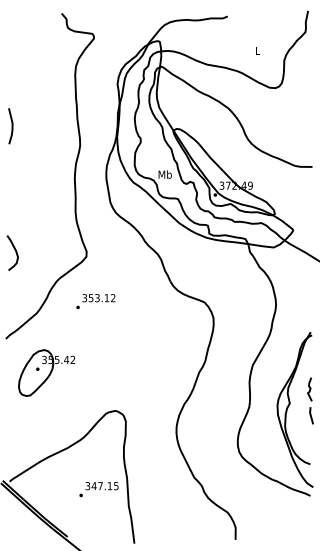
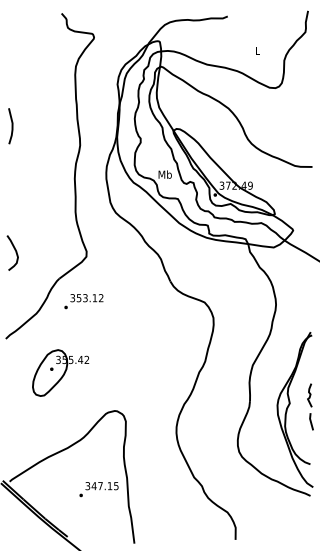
text position: (95, 301) -> (83, 301) (83, 301)
part position: (46, 372) -> (60, 372) (60, 372)
part position: (310, 400) -> (310, 406) (310, 406)
